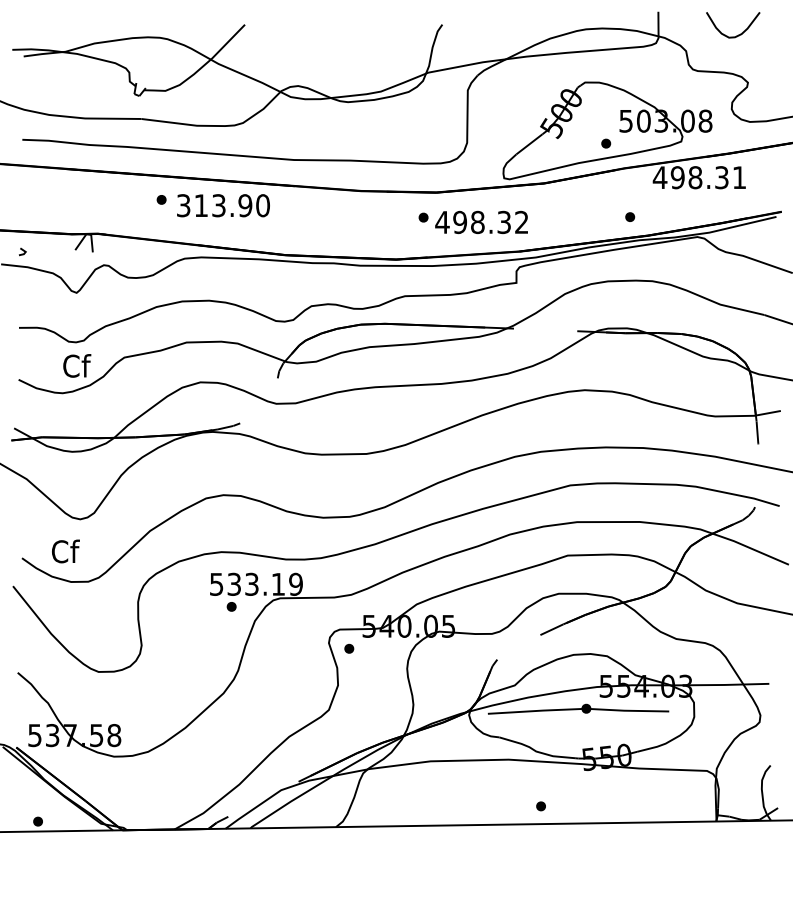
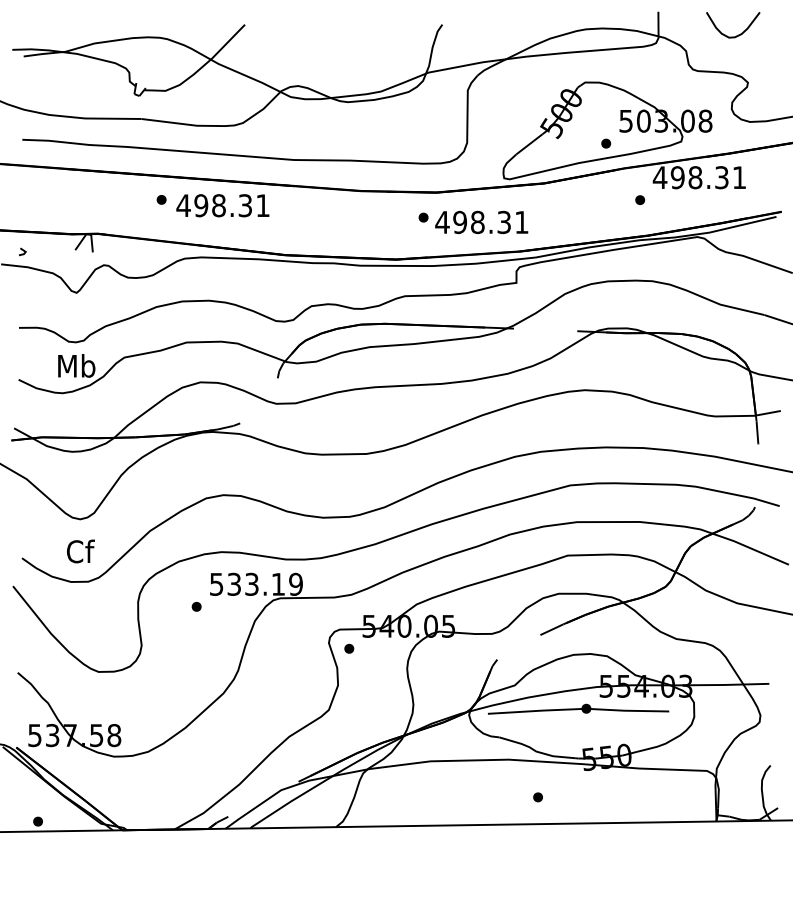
text: 313.90 -> 498.31 (222, 205)
part position: (630, 216) -> (640, 199) (640, 199)
text: 498.32 -> 498.31 (521, 221)
text: Cf -> Mb (76, 365)
text position: (65, 551) -> (80, 551) (80, 551)
part position: (231, 606) -> (196, 606) (196, 606)
part position: (540, 806) -> (537, 797) (537, 797)
